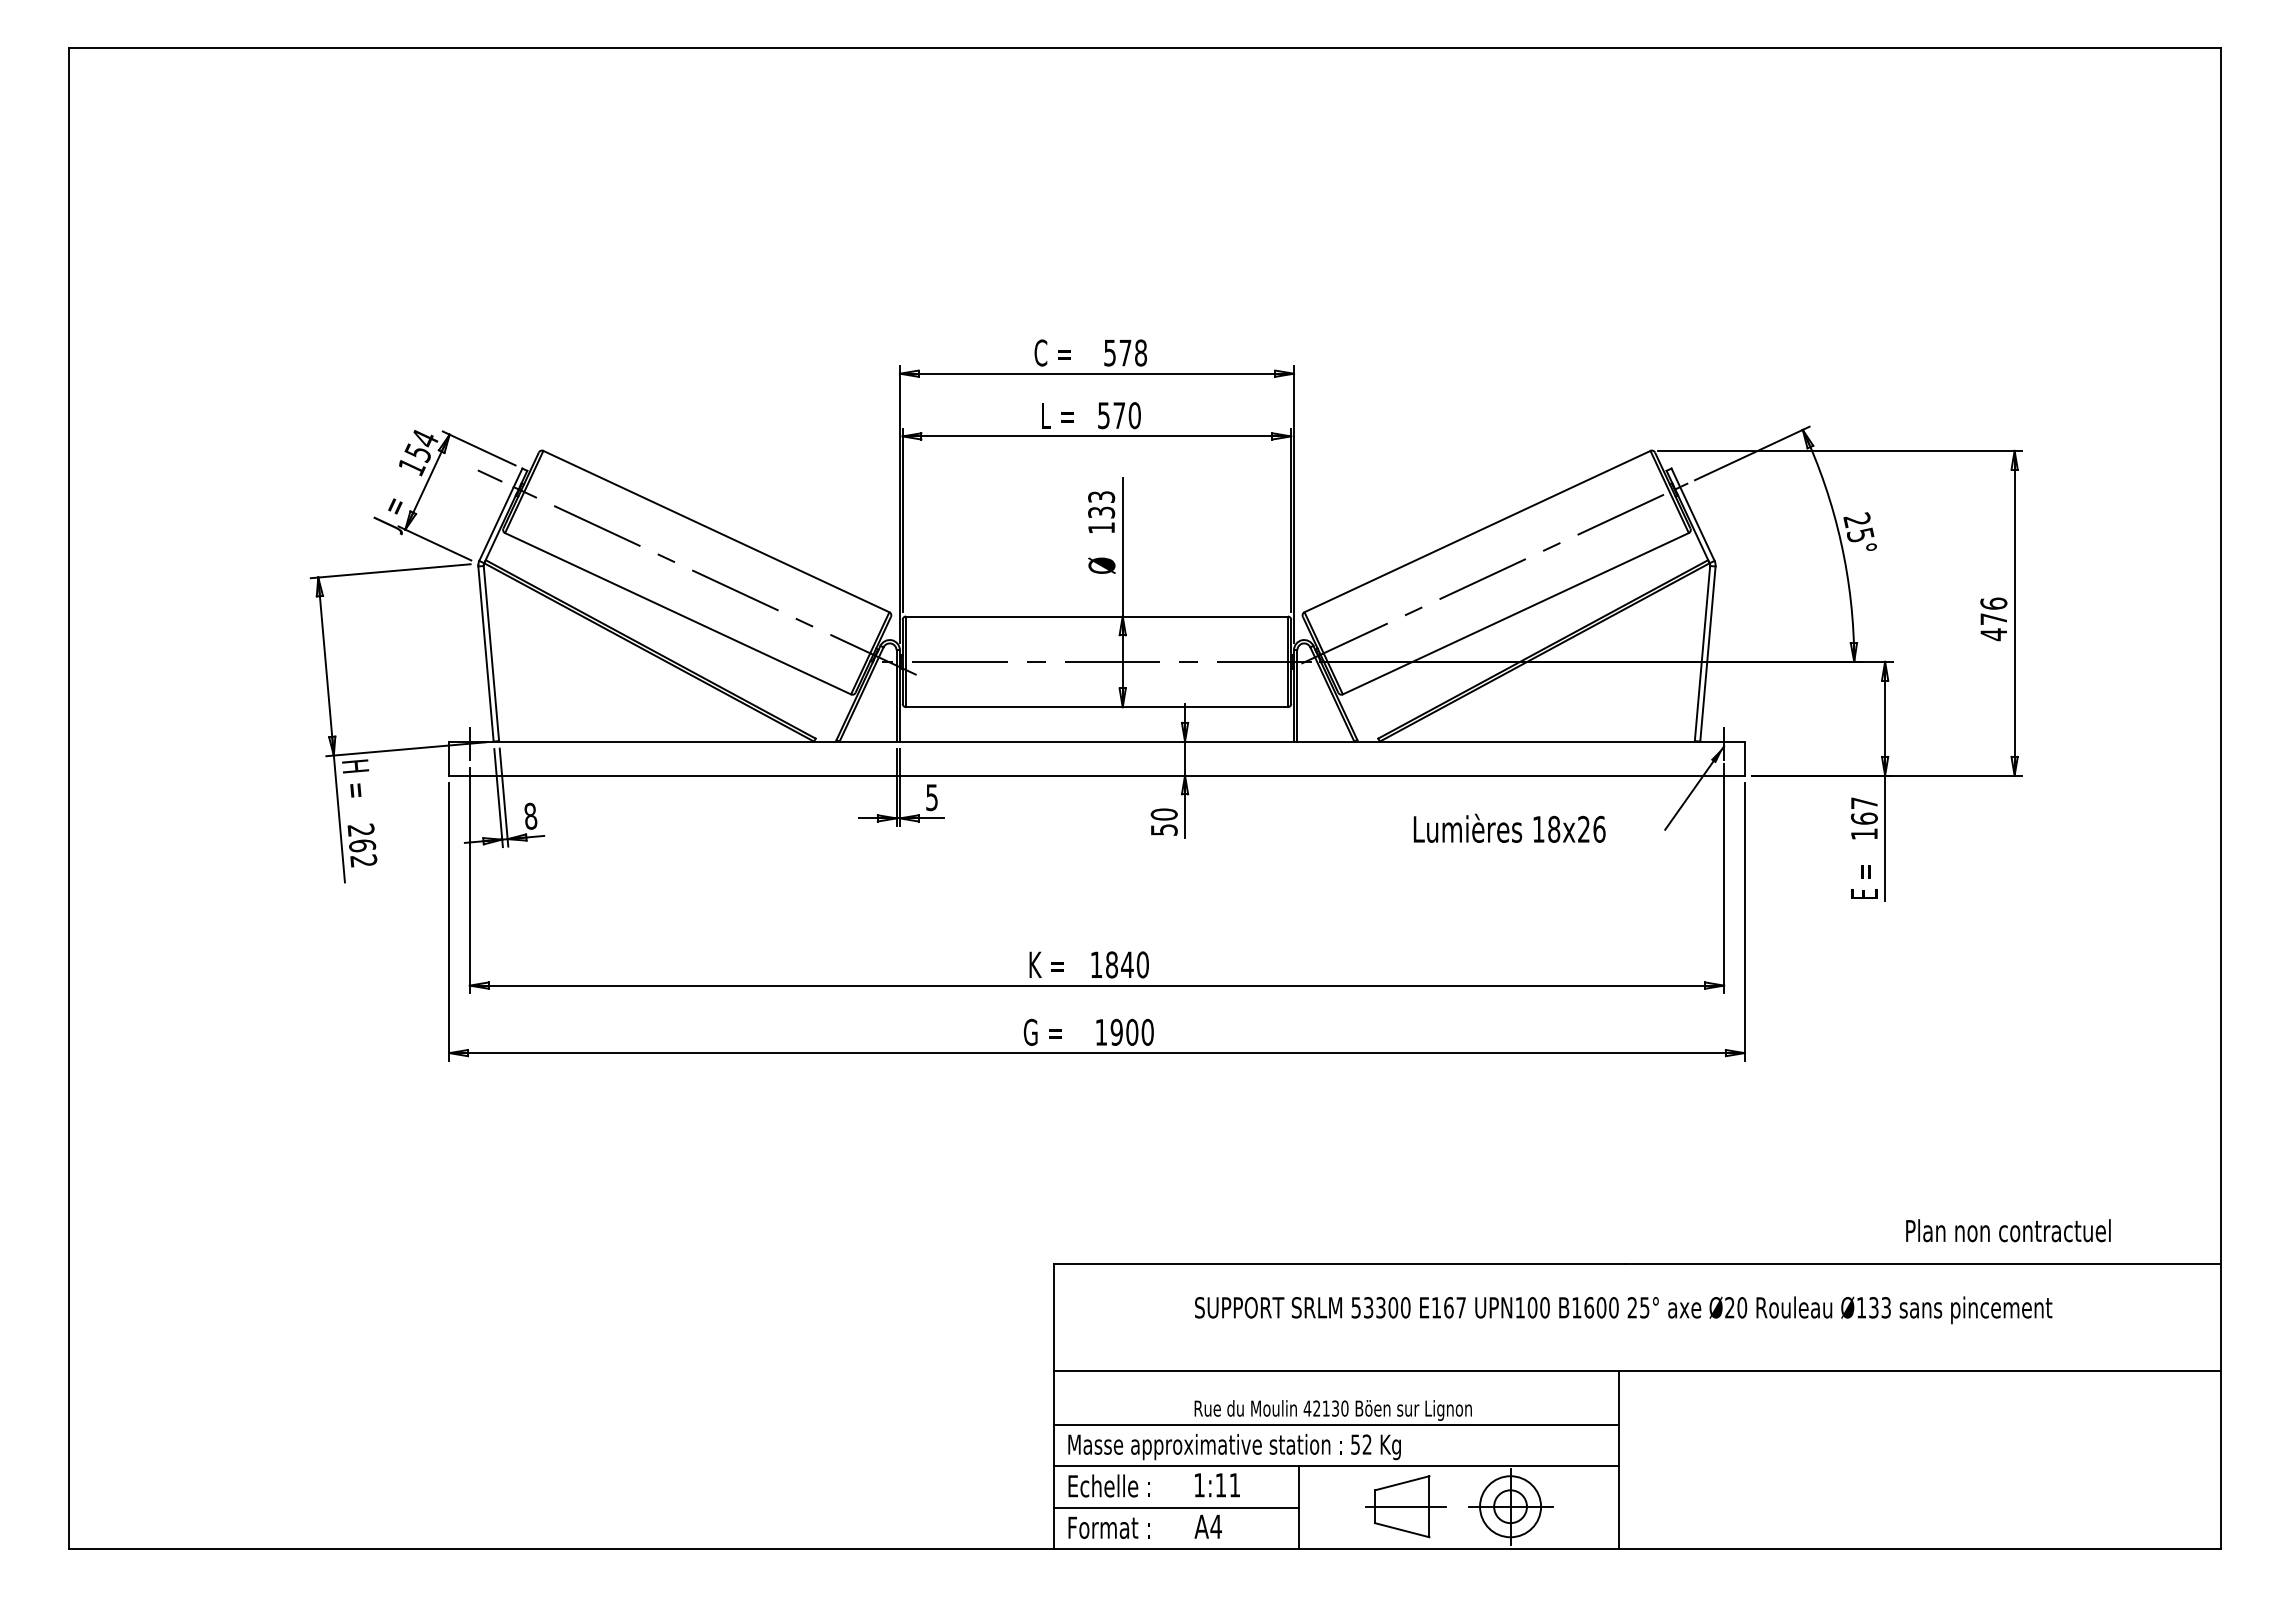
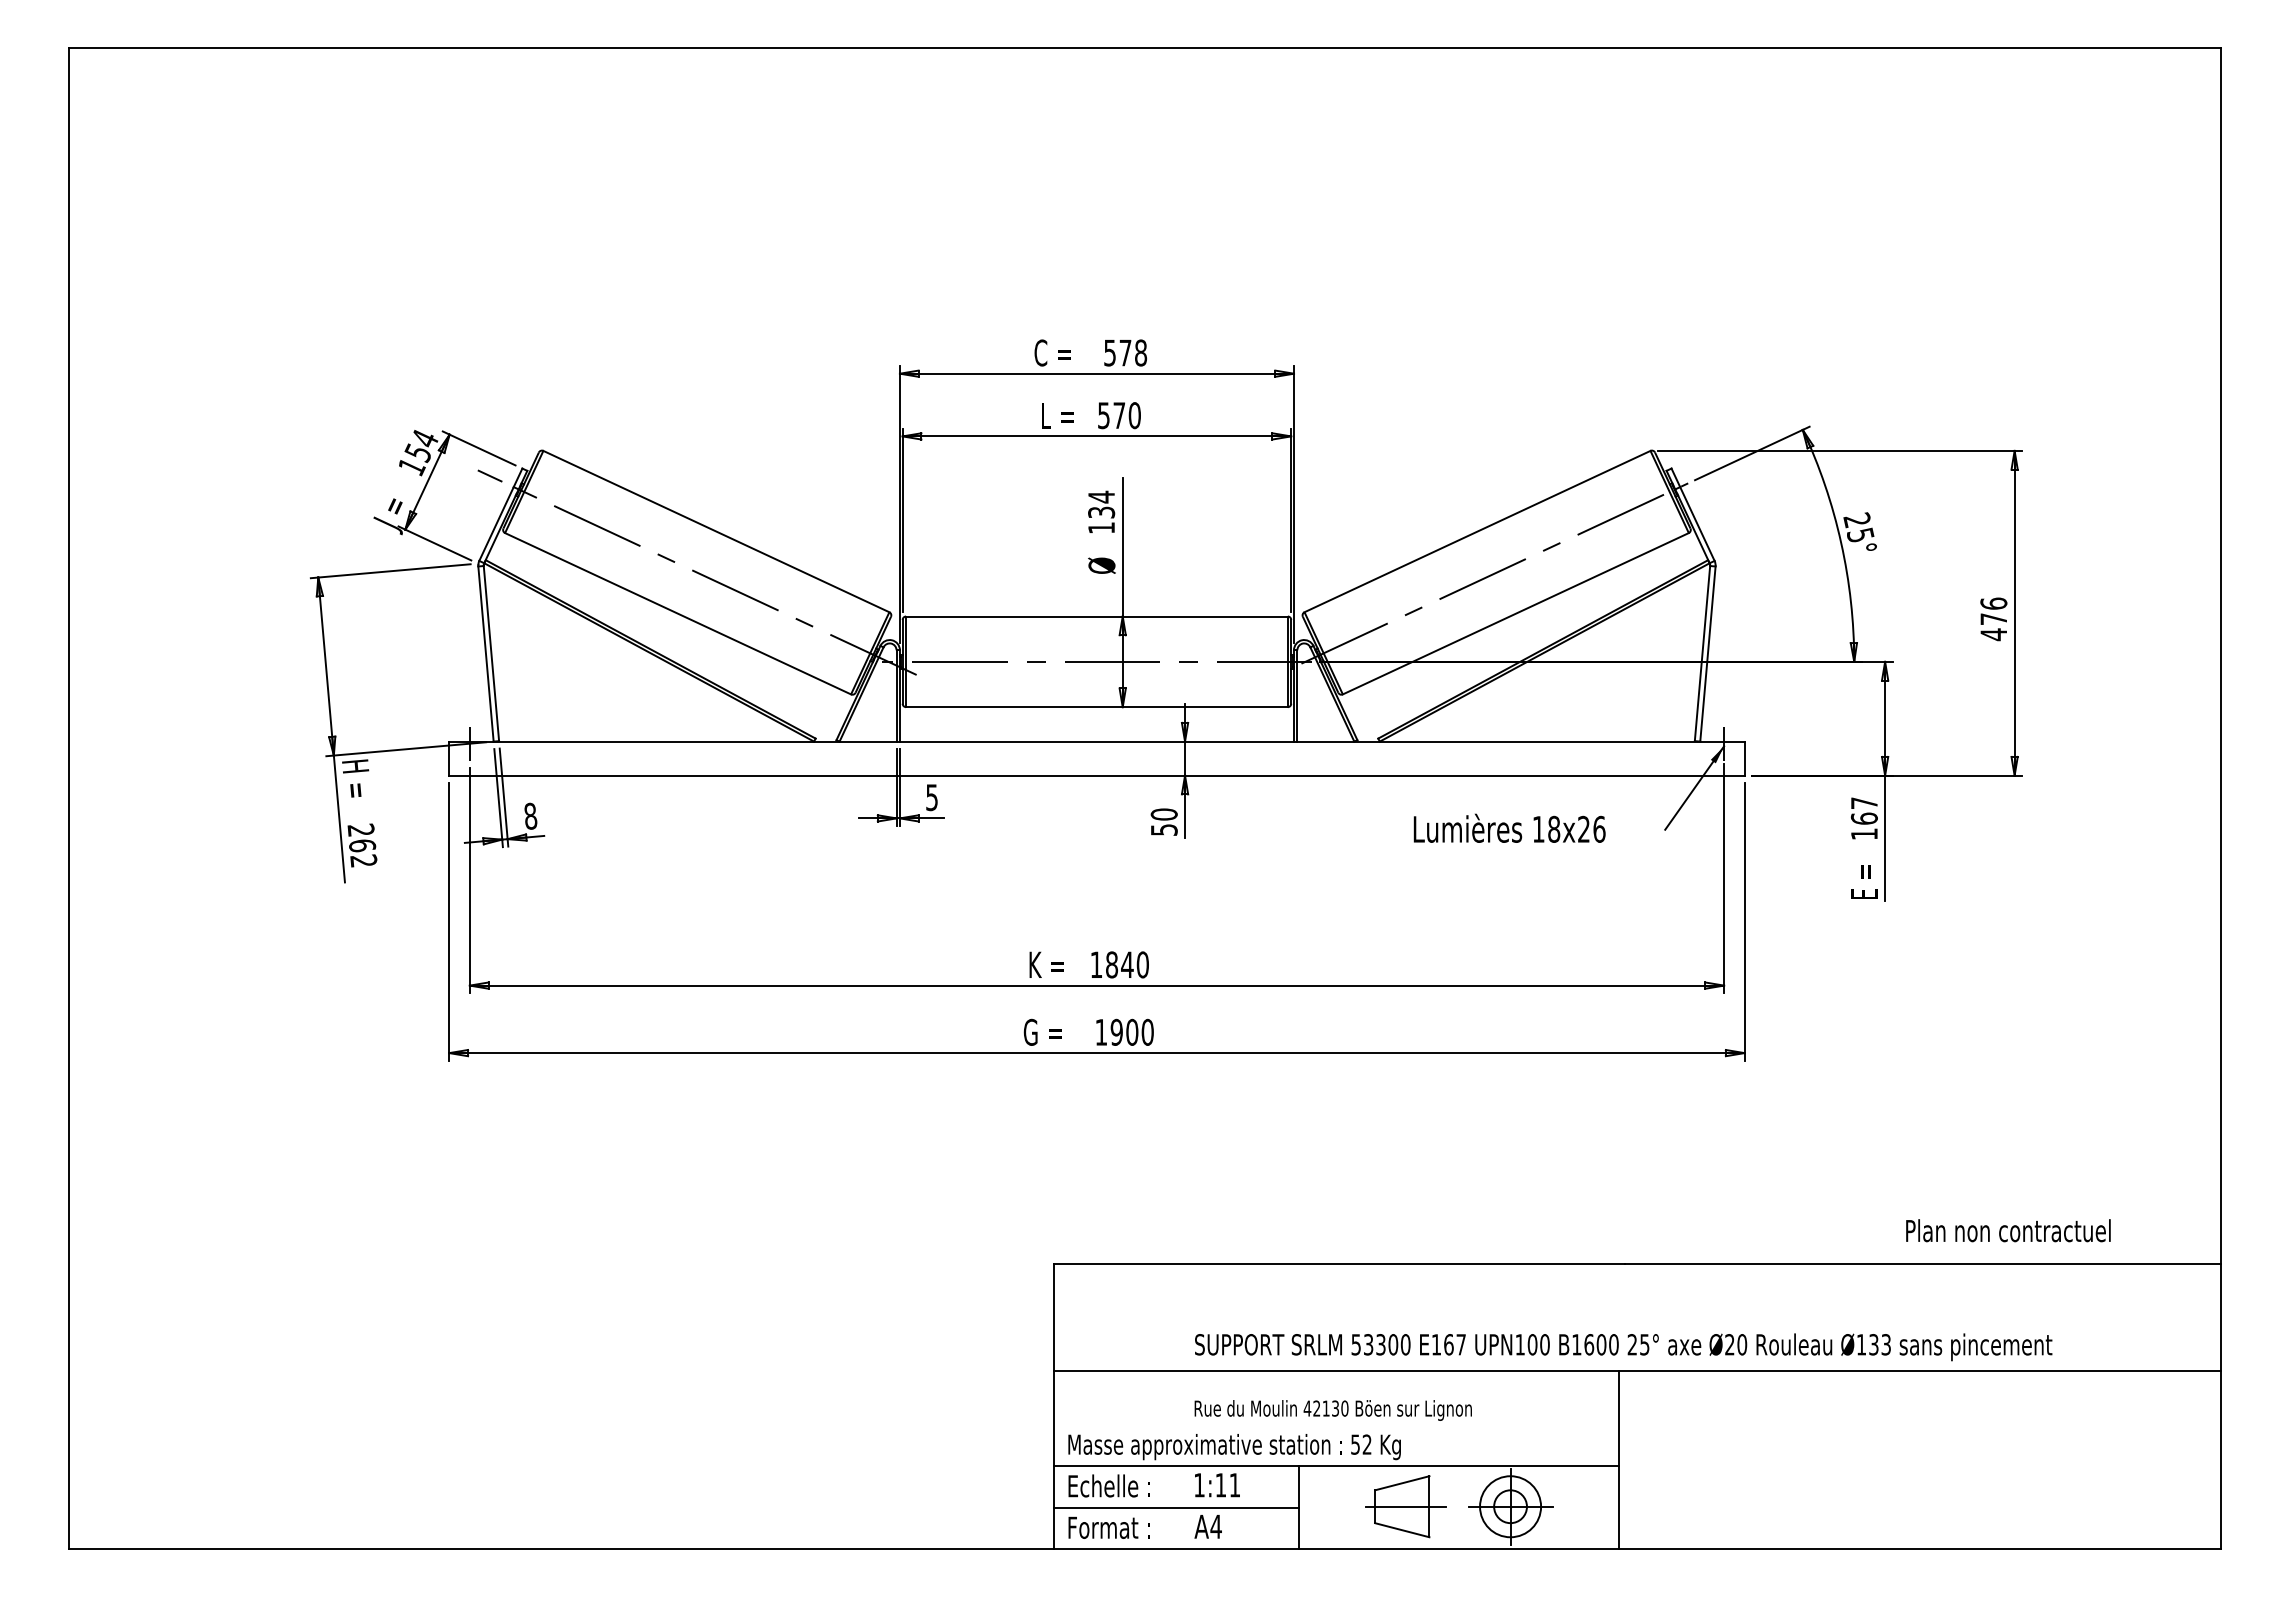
text: 133 -> 134 (1101, 496)
text position: (1623, 1310) -> (1623, 1347) (1623, 1347)
line: present -> none (1336, 1425)
